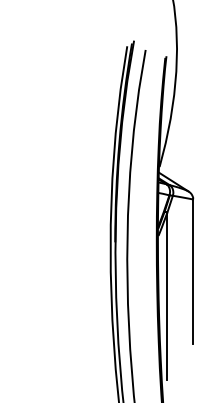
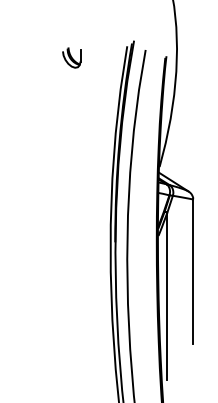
part: none -> present (71, 57)
